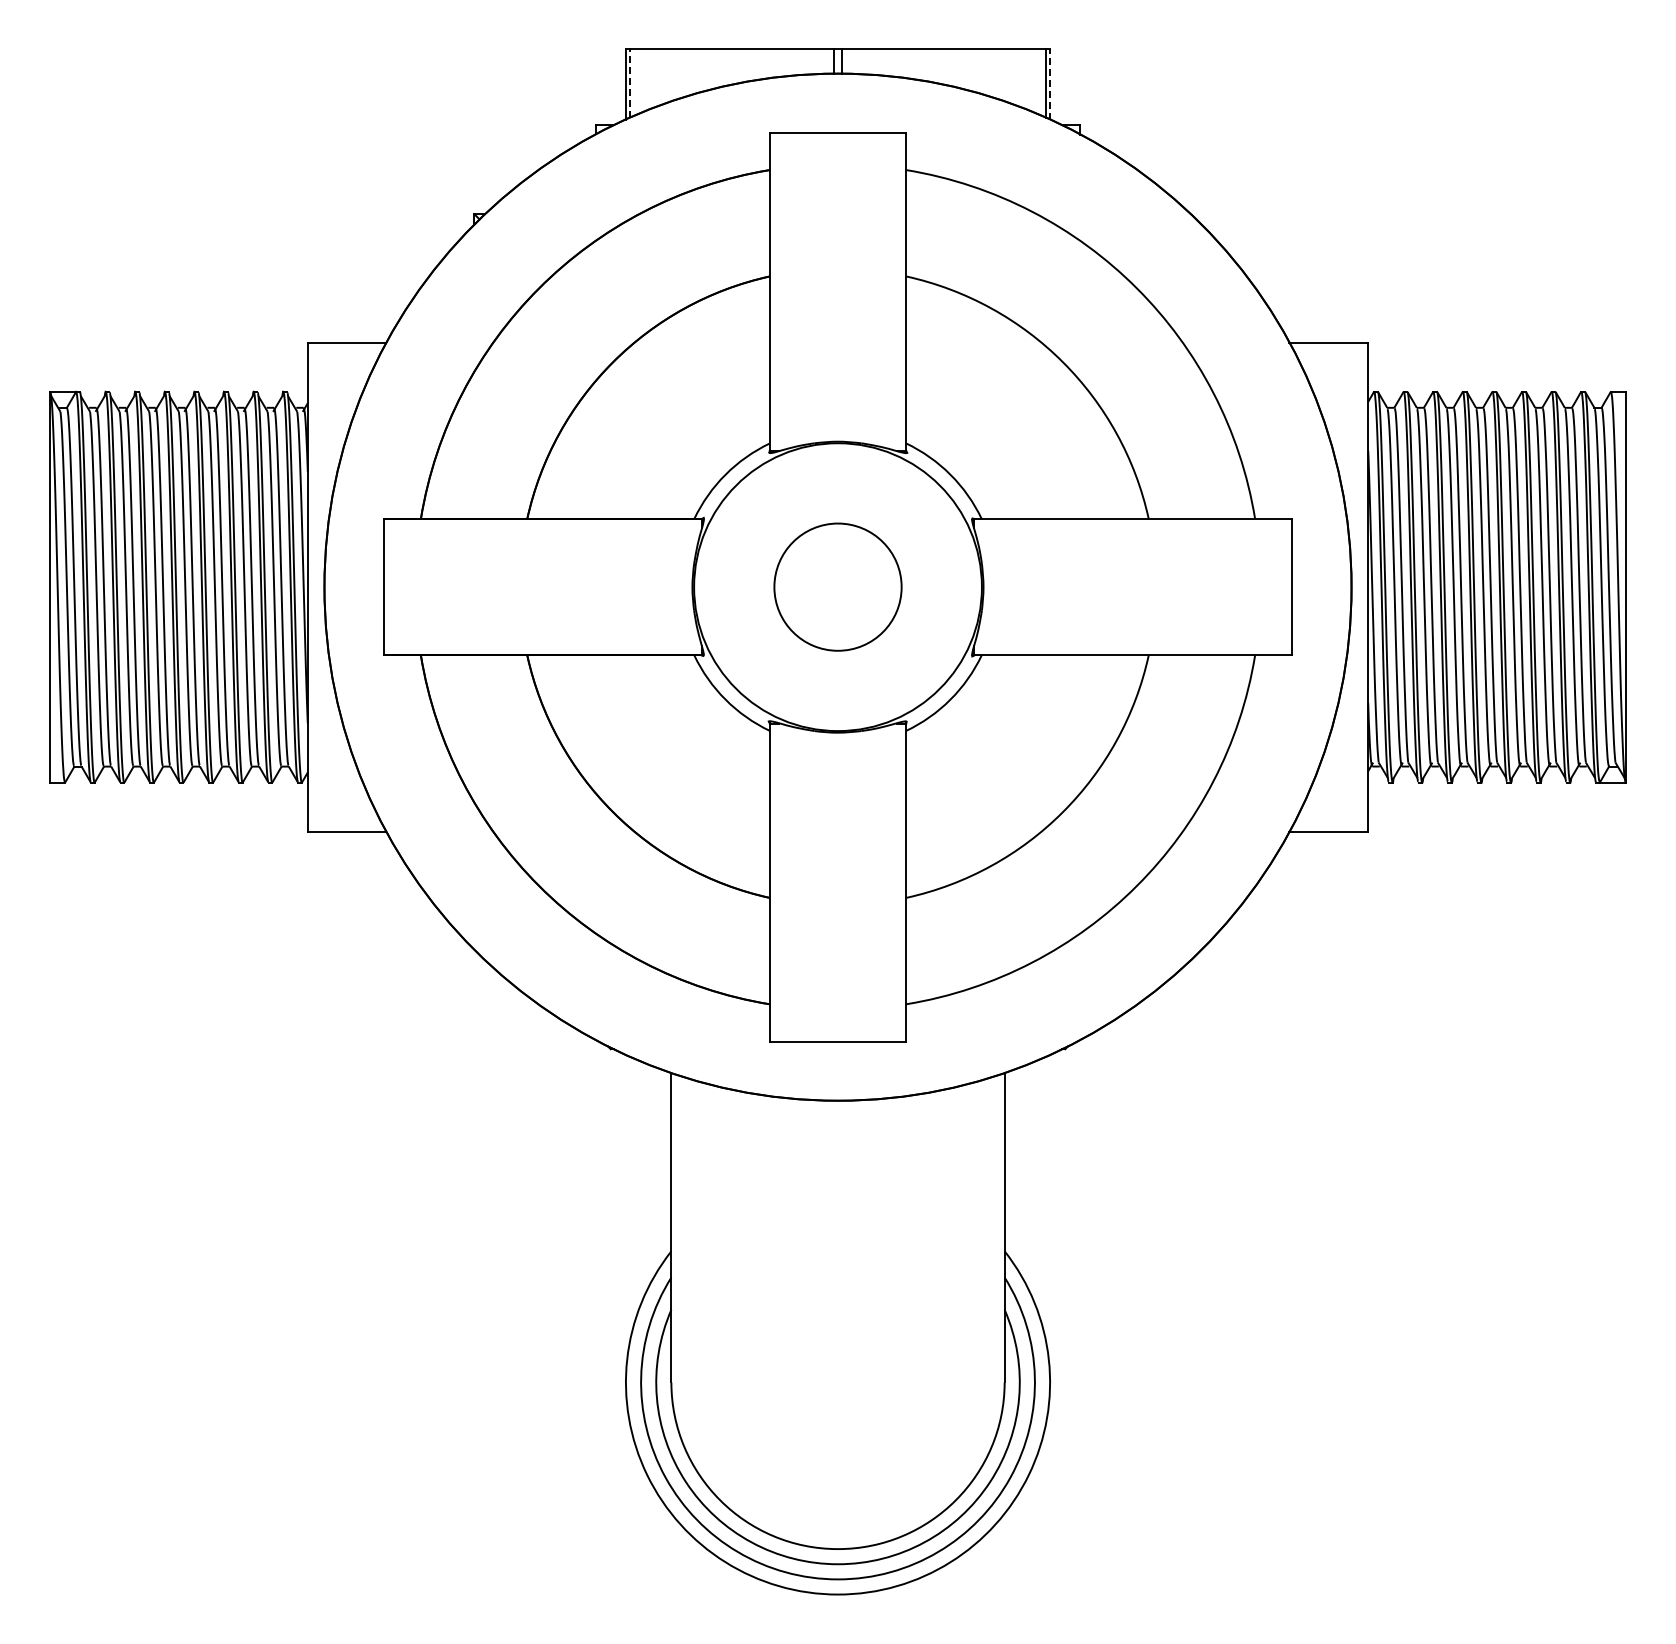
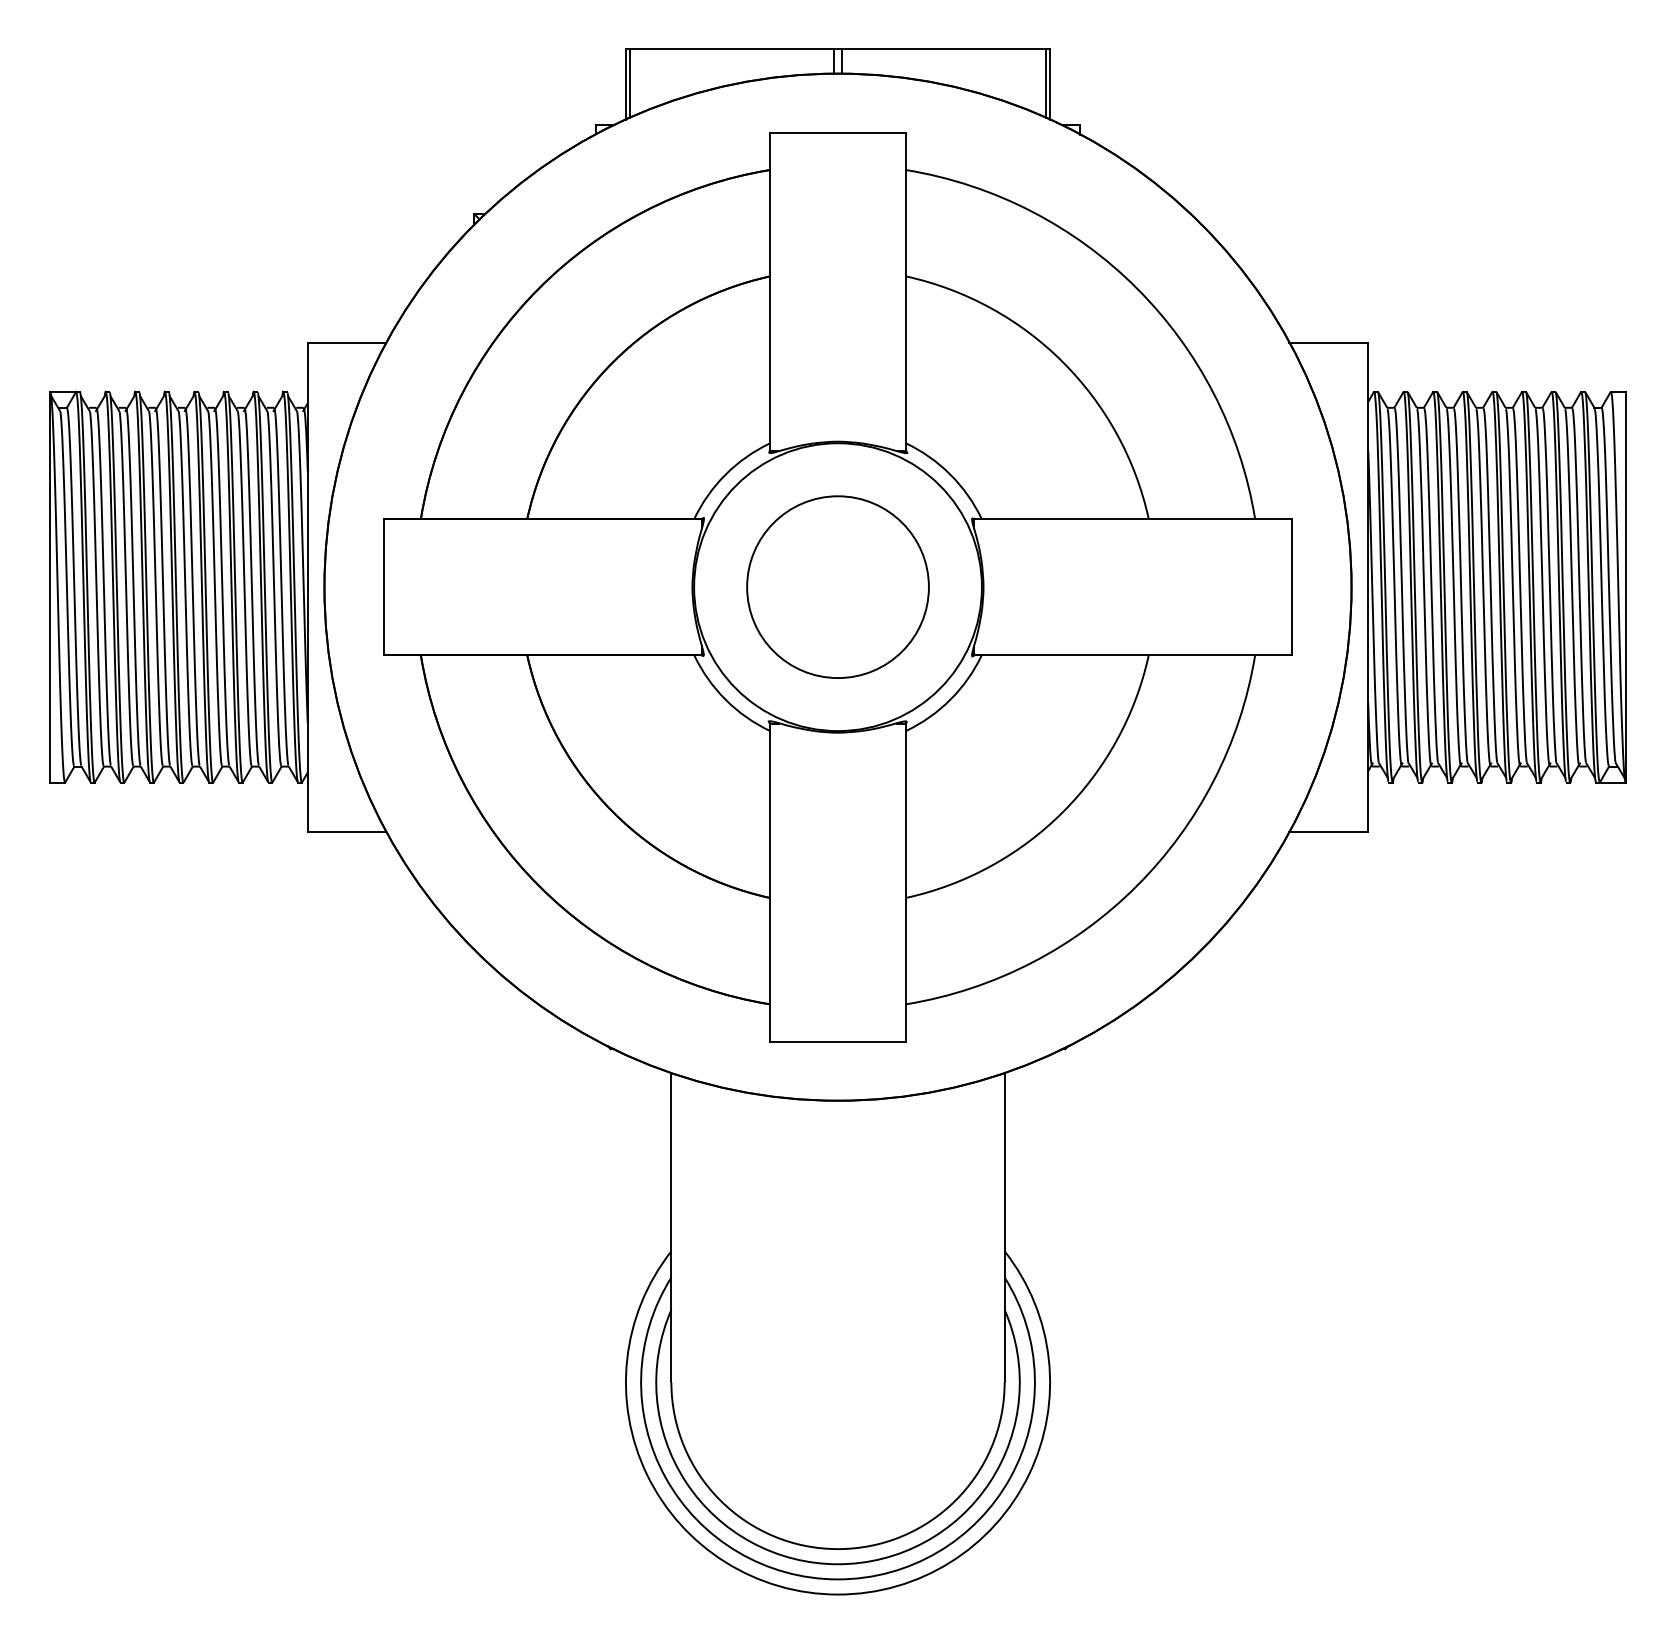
line: dashed -> solid (630, 83)
line: dashed -> solid (1050, 83)
circle diameter: 127 px -> 182 px (837, 587)
